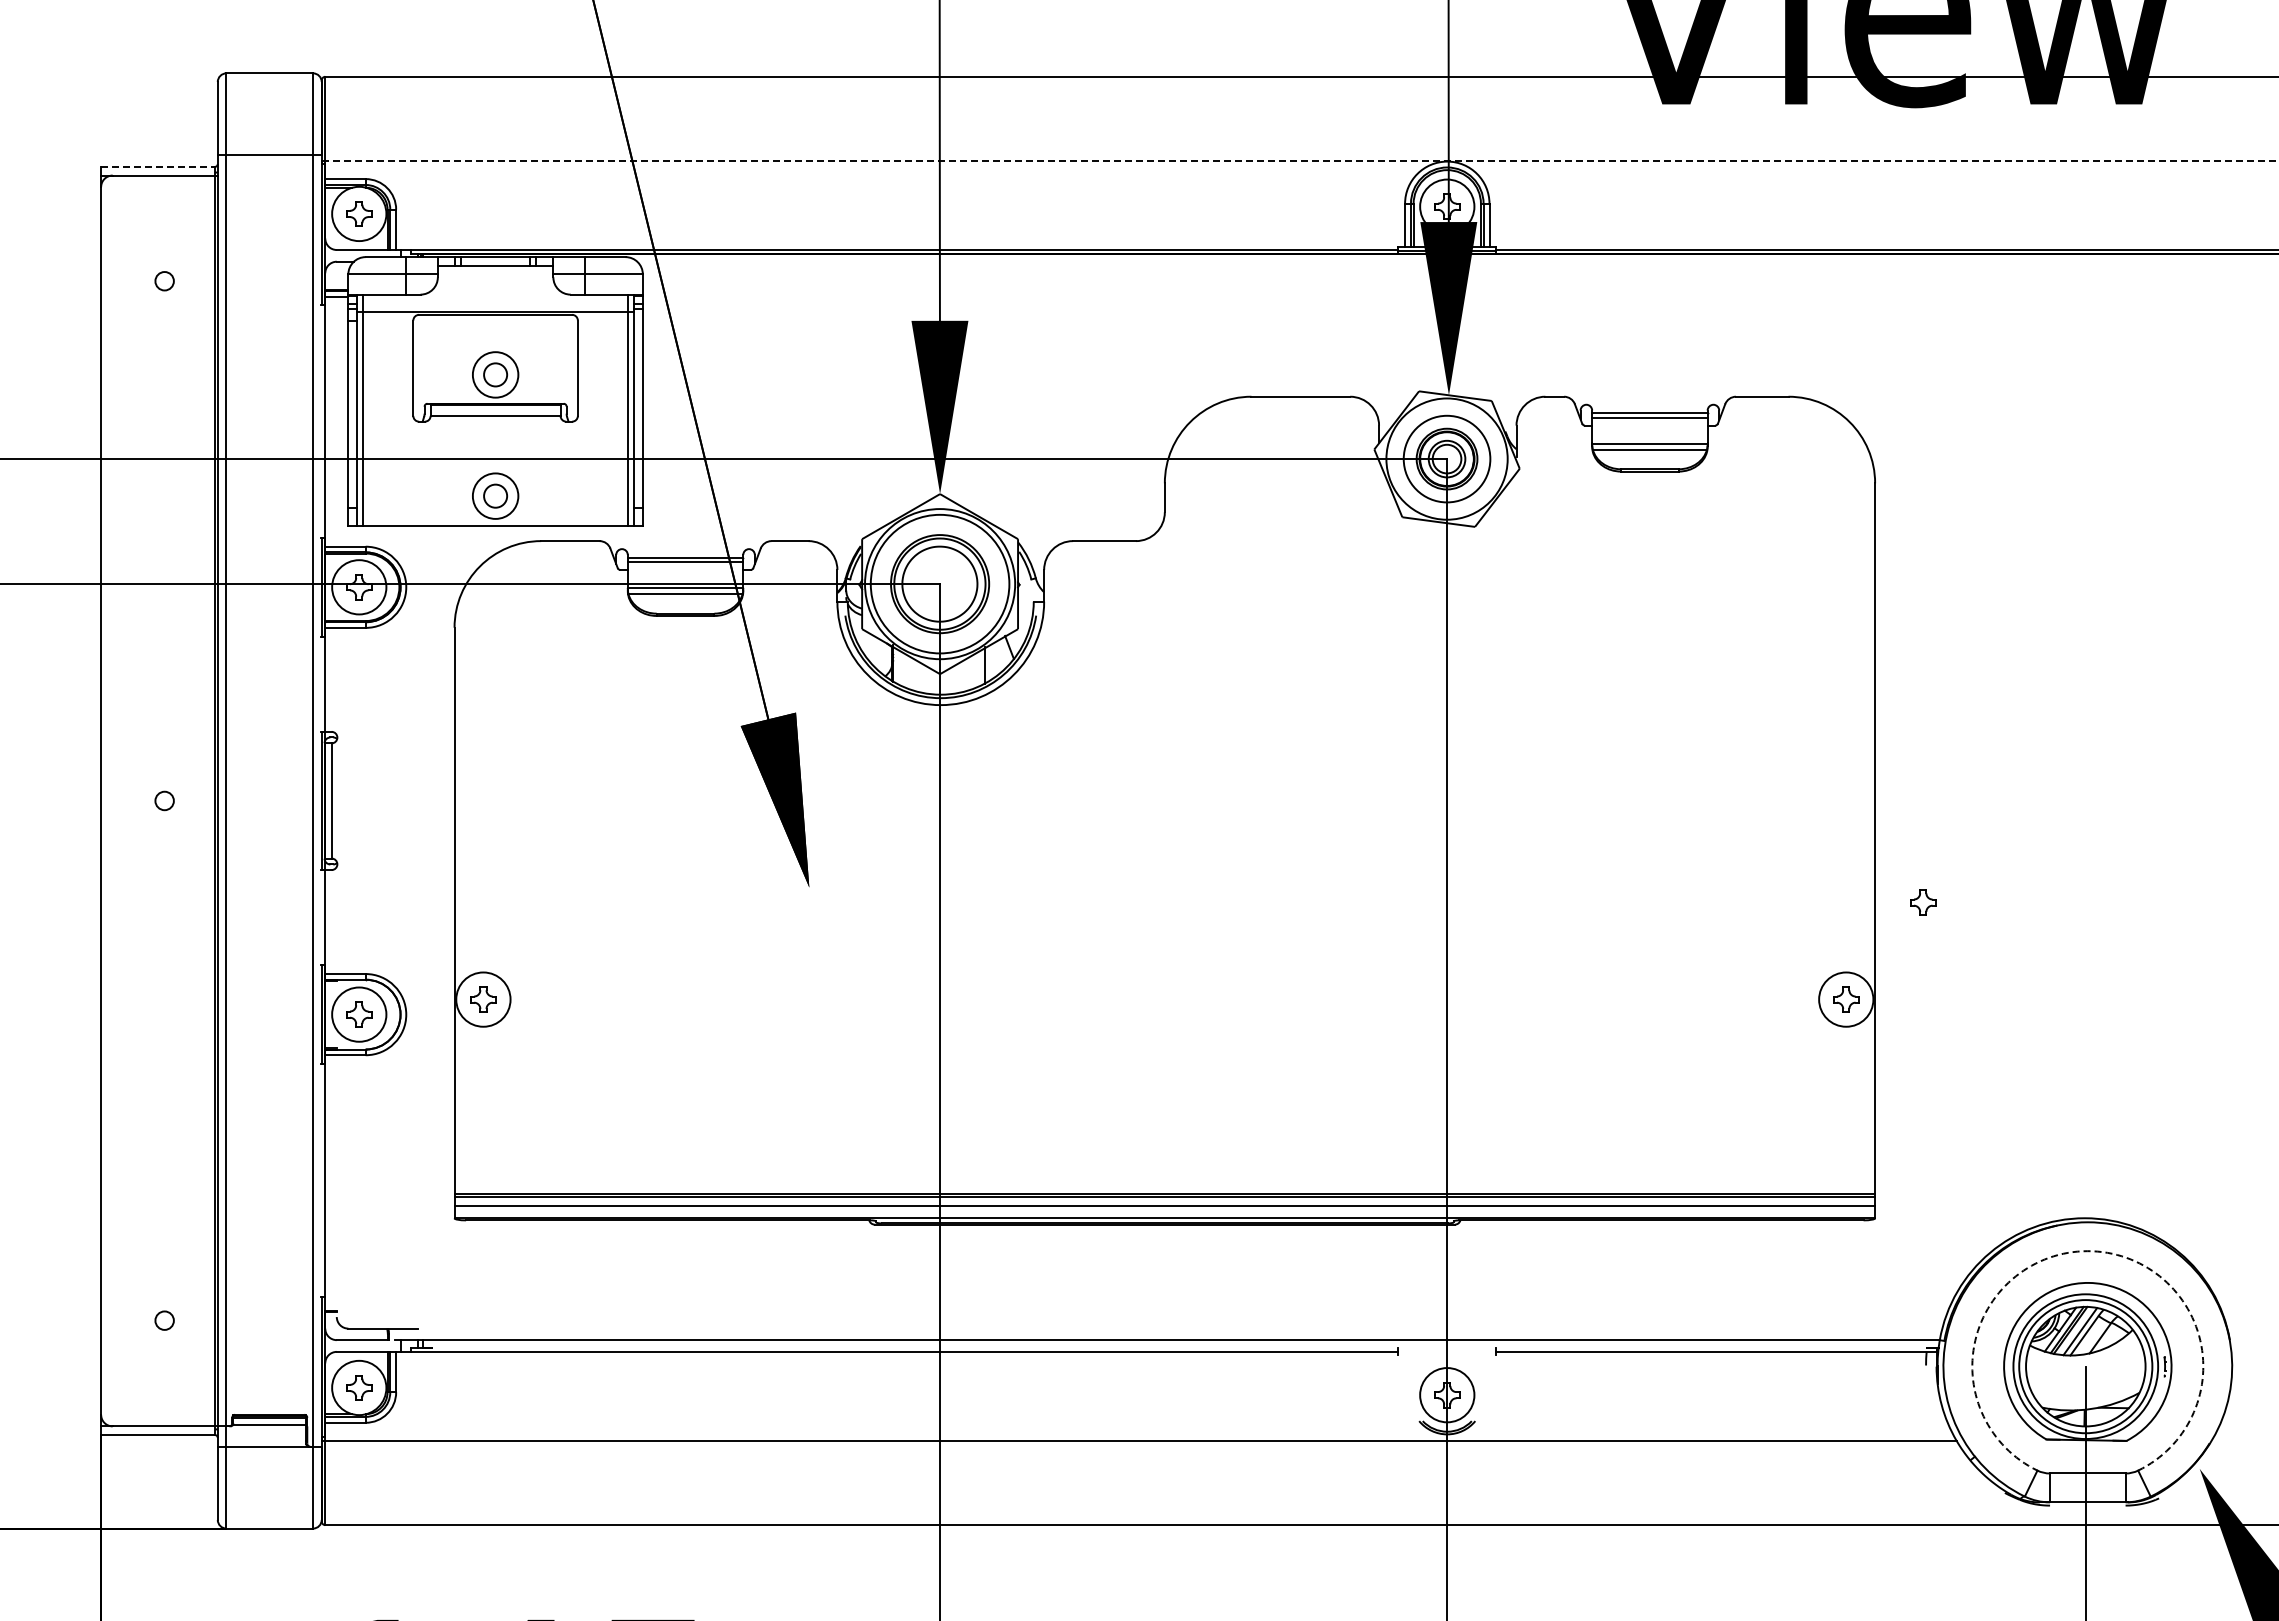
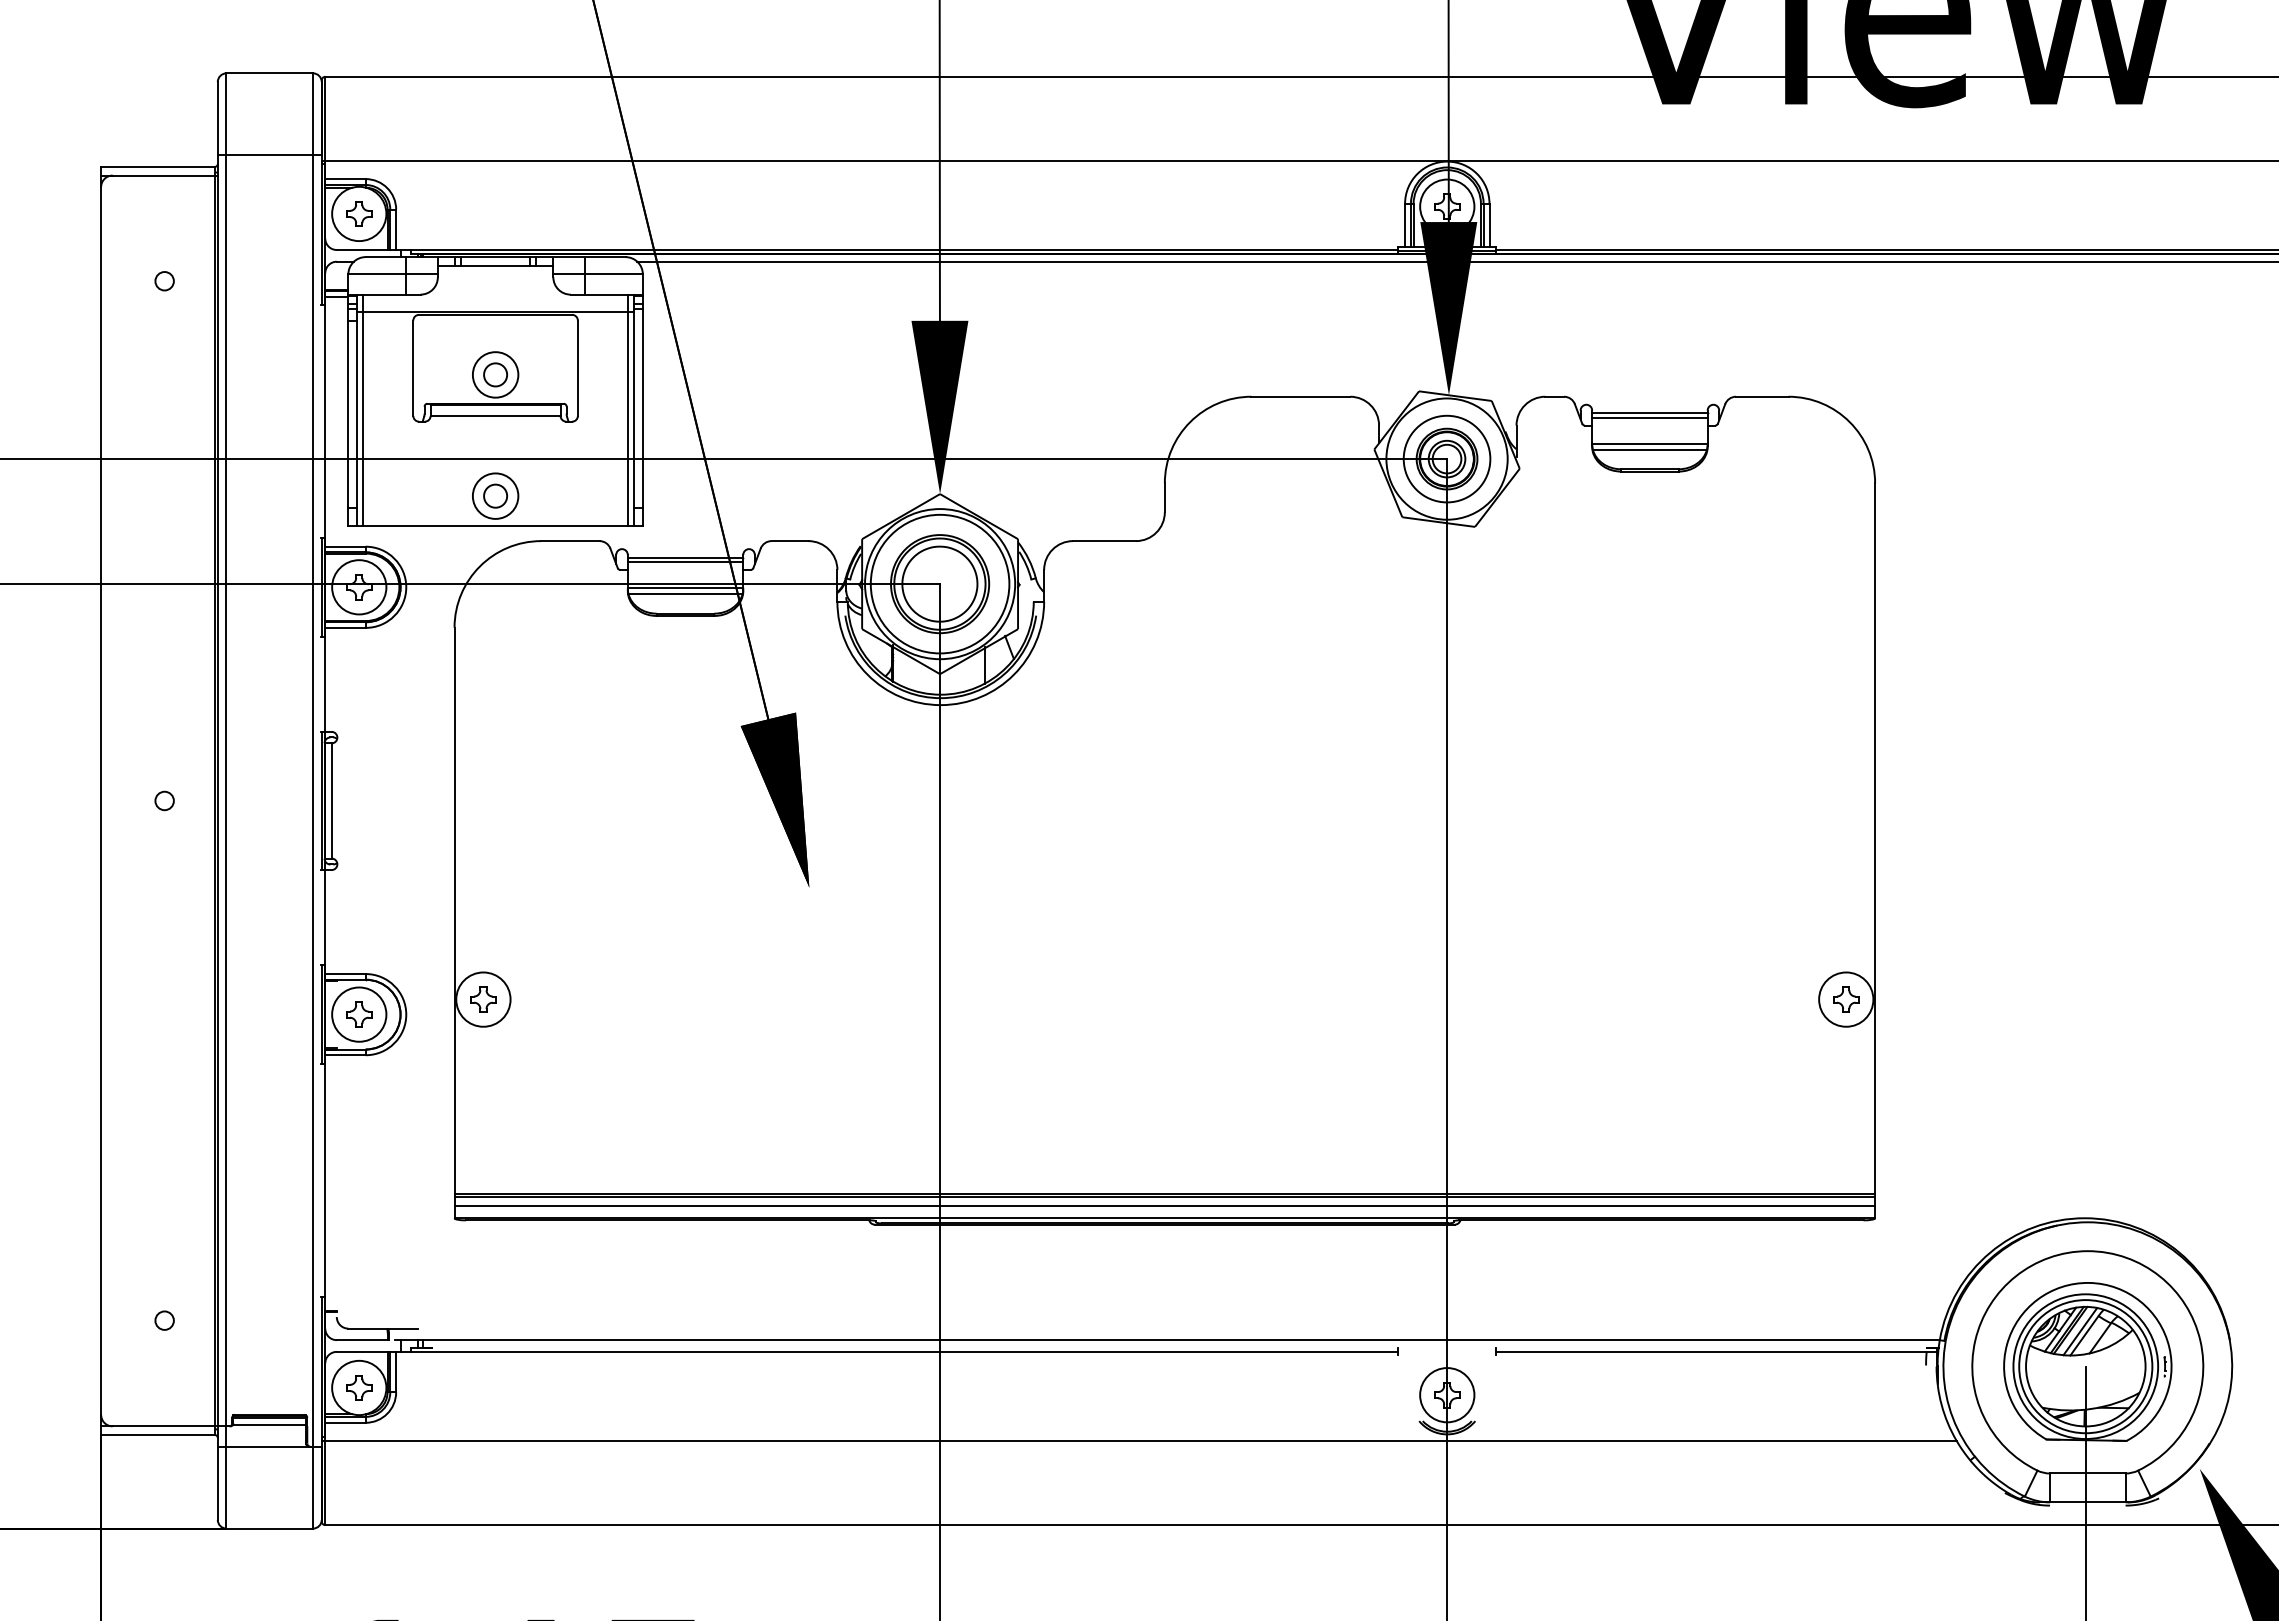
line: dashed -> solid (1301, 161)
line: dashed -> solid (158, 166)
line: none -> present (1456, 261)
part: present -> none (1923, 902)
arc: dashed -> solid (2087, 1251)
